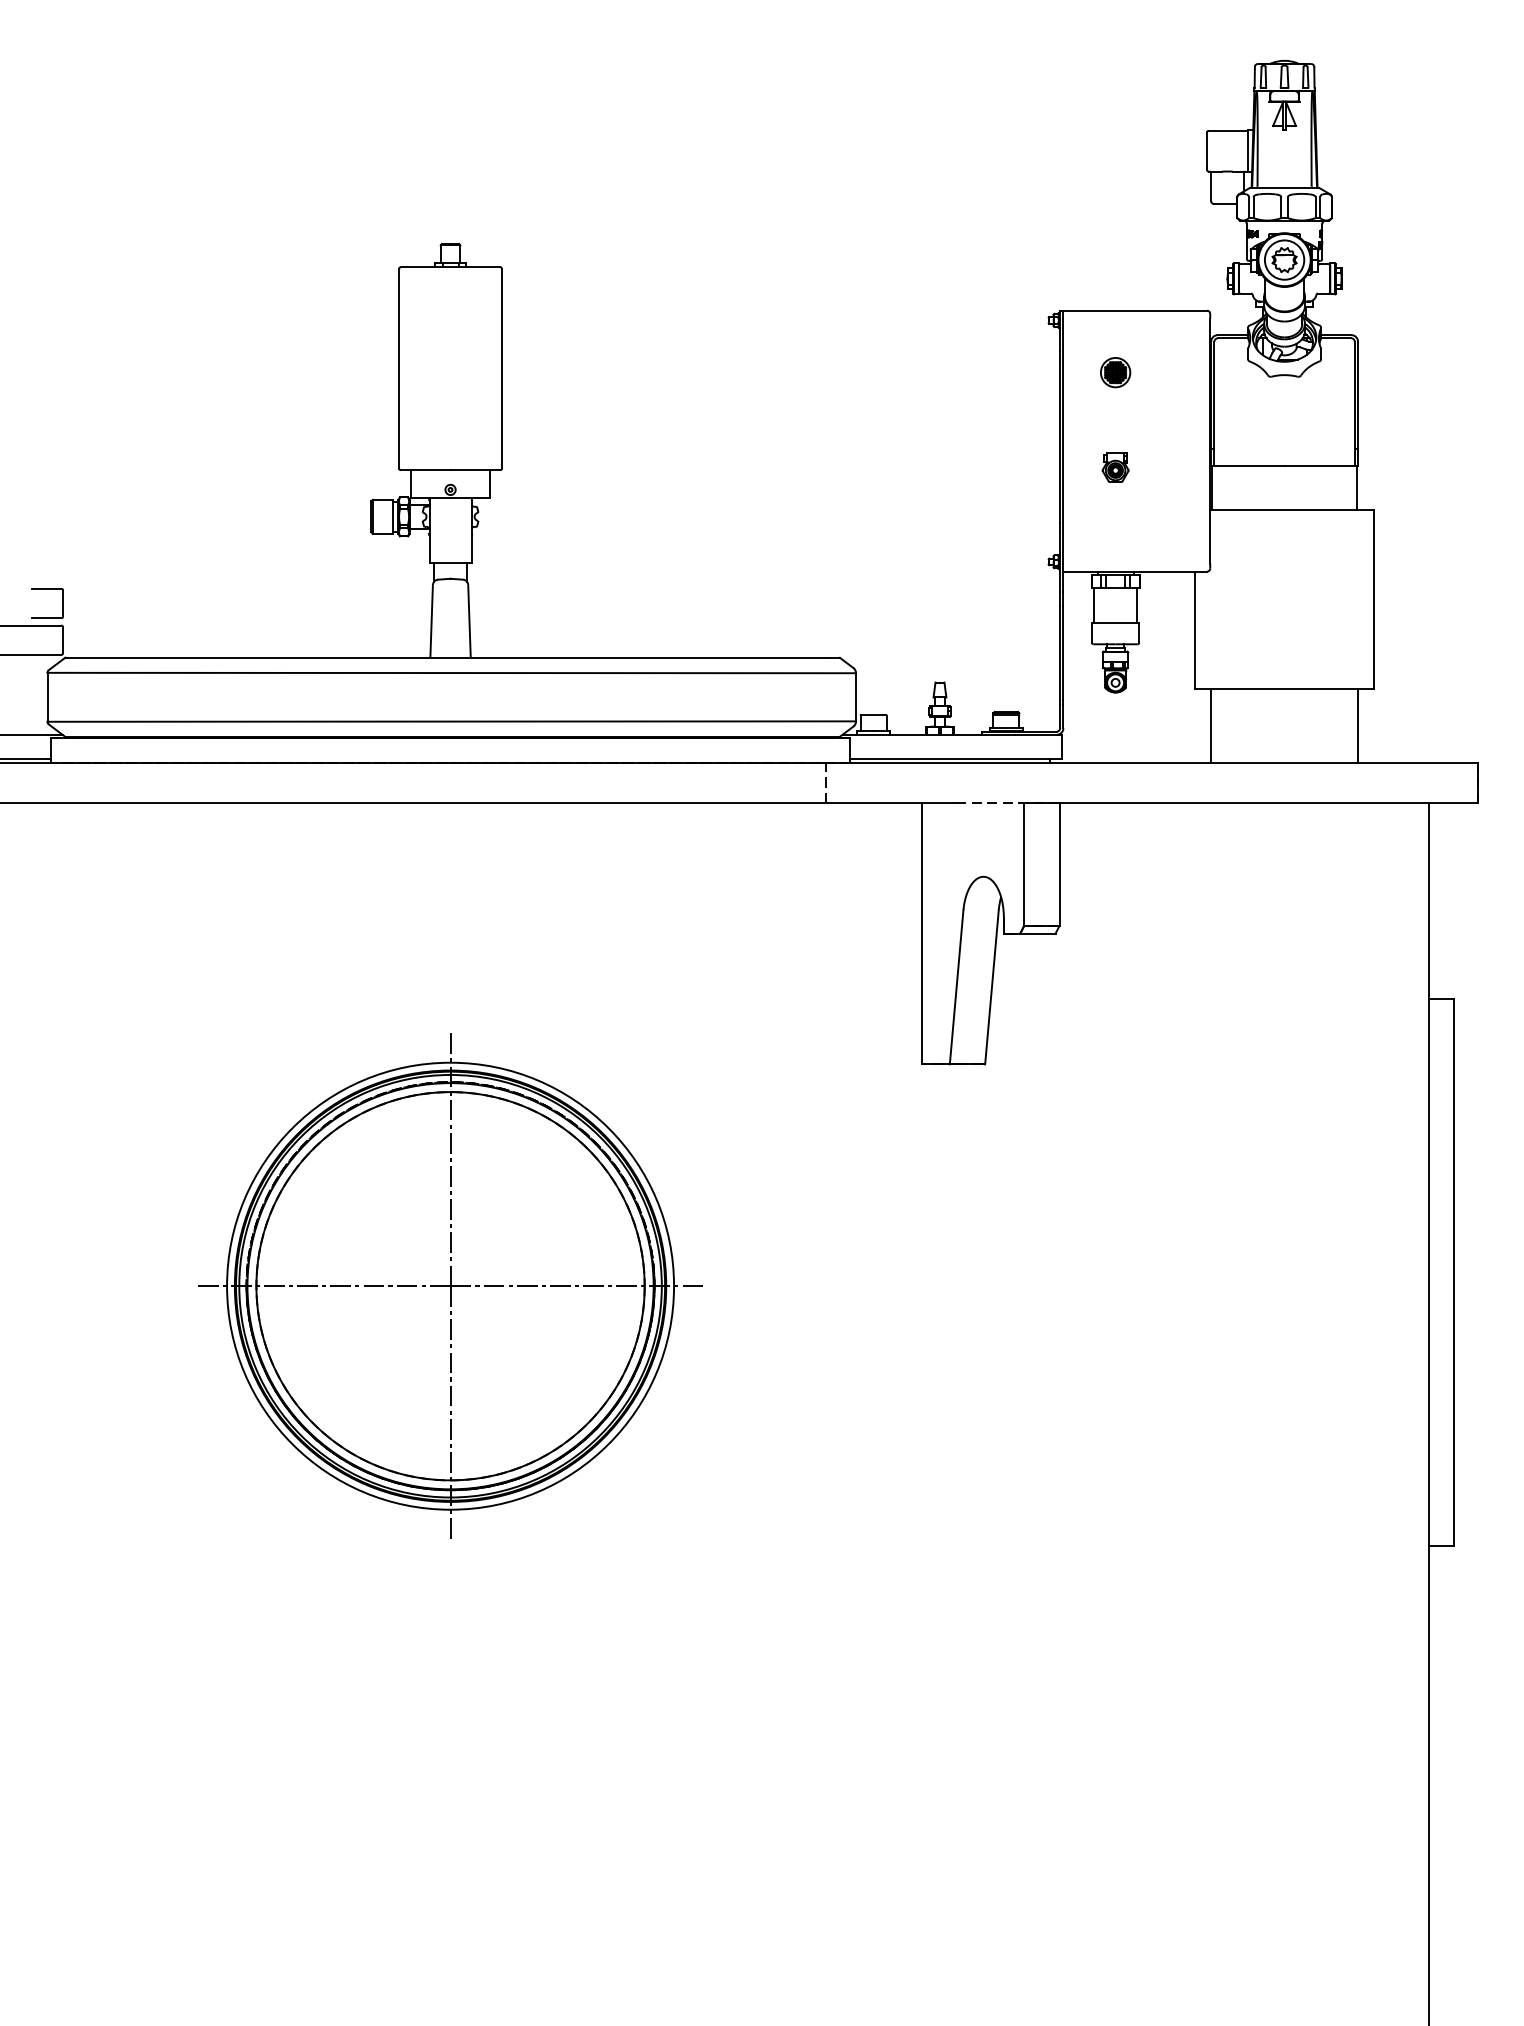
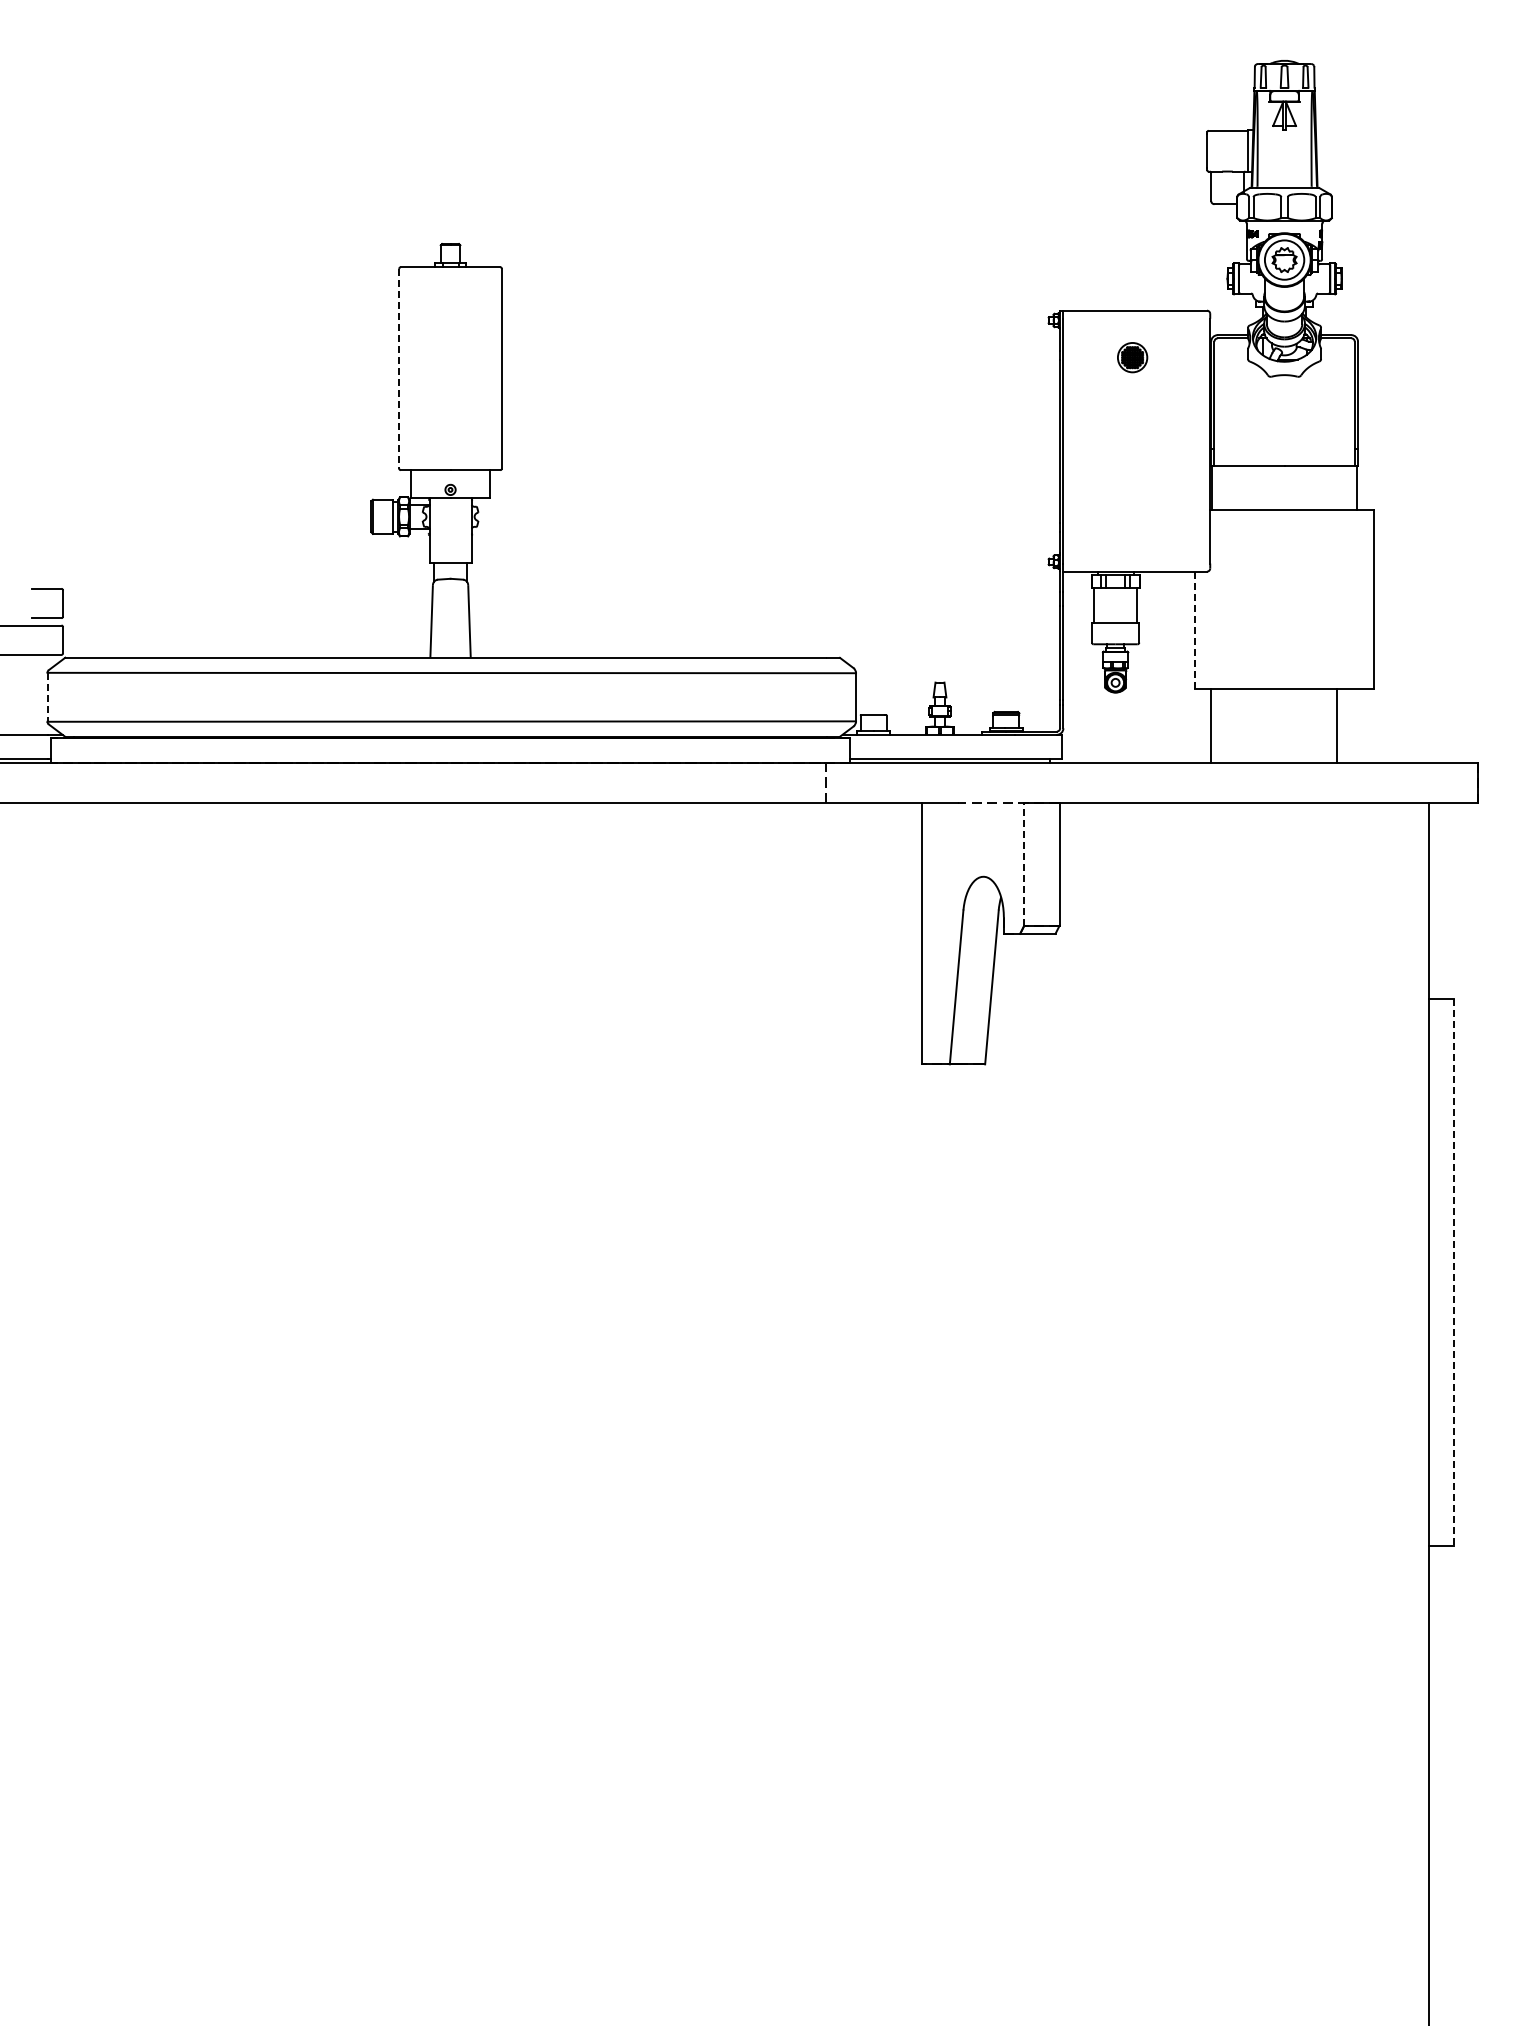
line: solid -> dashed (399, 368)
part position: (1115, 372) -> (1132, 357) (1132, 357)
part: present -> none (1115, 467)
line: solid -> dashed (1194, 630)
line: solid -> dashed (47, 697)
line position: (1358, 725) -> (1337, 725) (1337, 725)
line: solid -> dashed (1024, 864)
line: solid -> dashed (1453, 1272)
part: present -> none (450, 1285)
